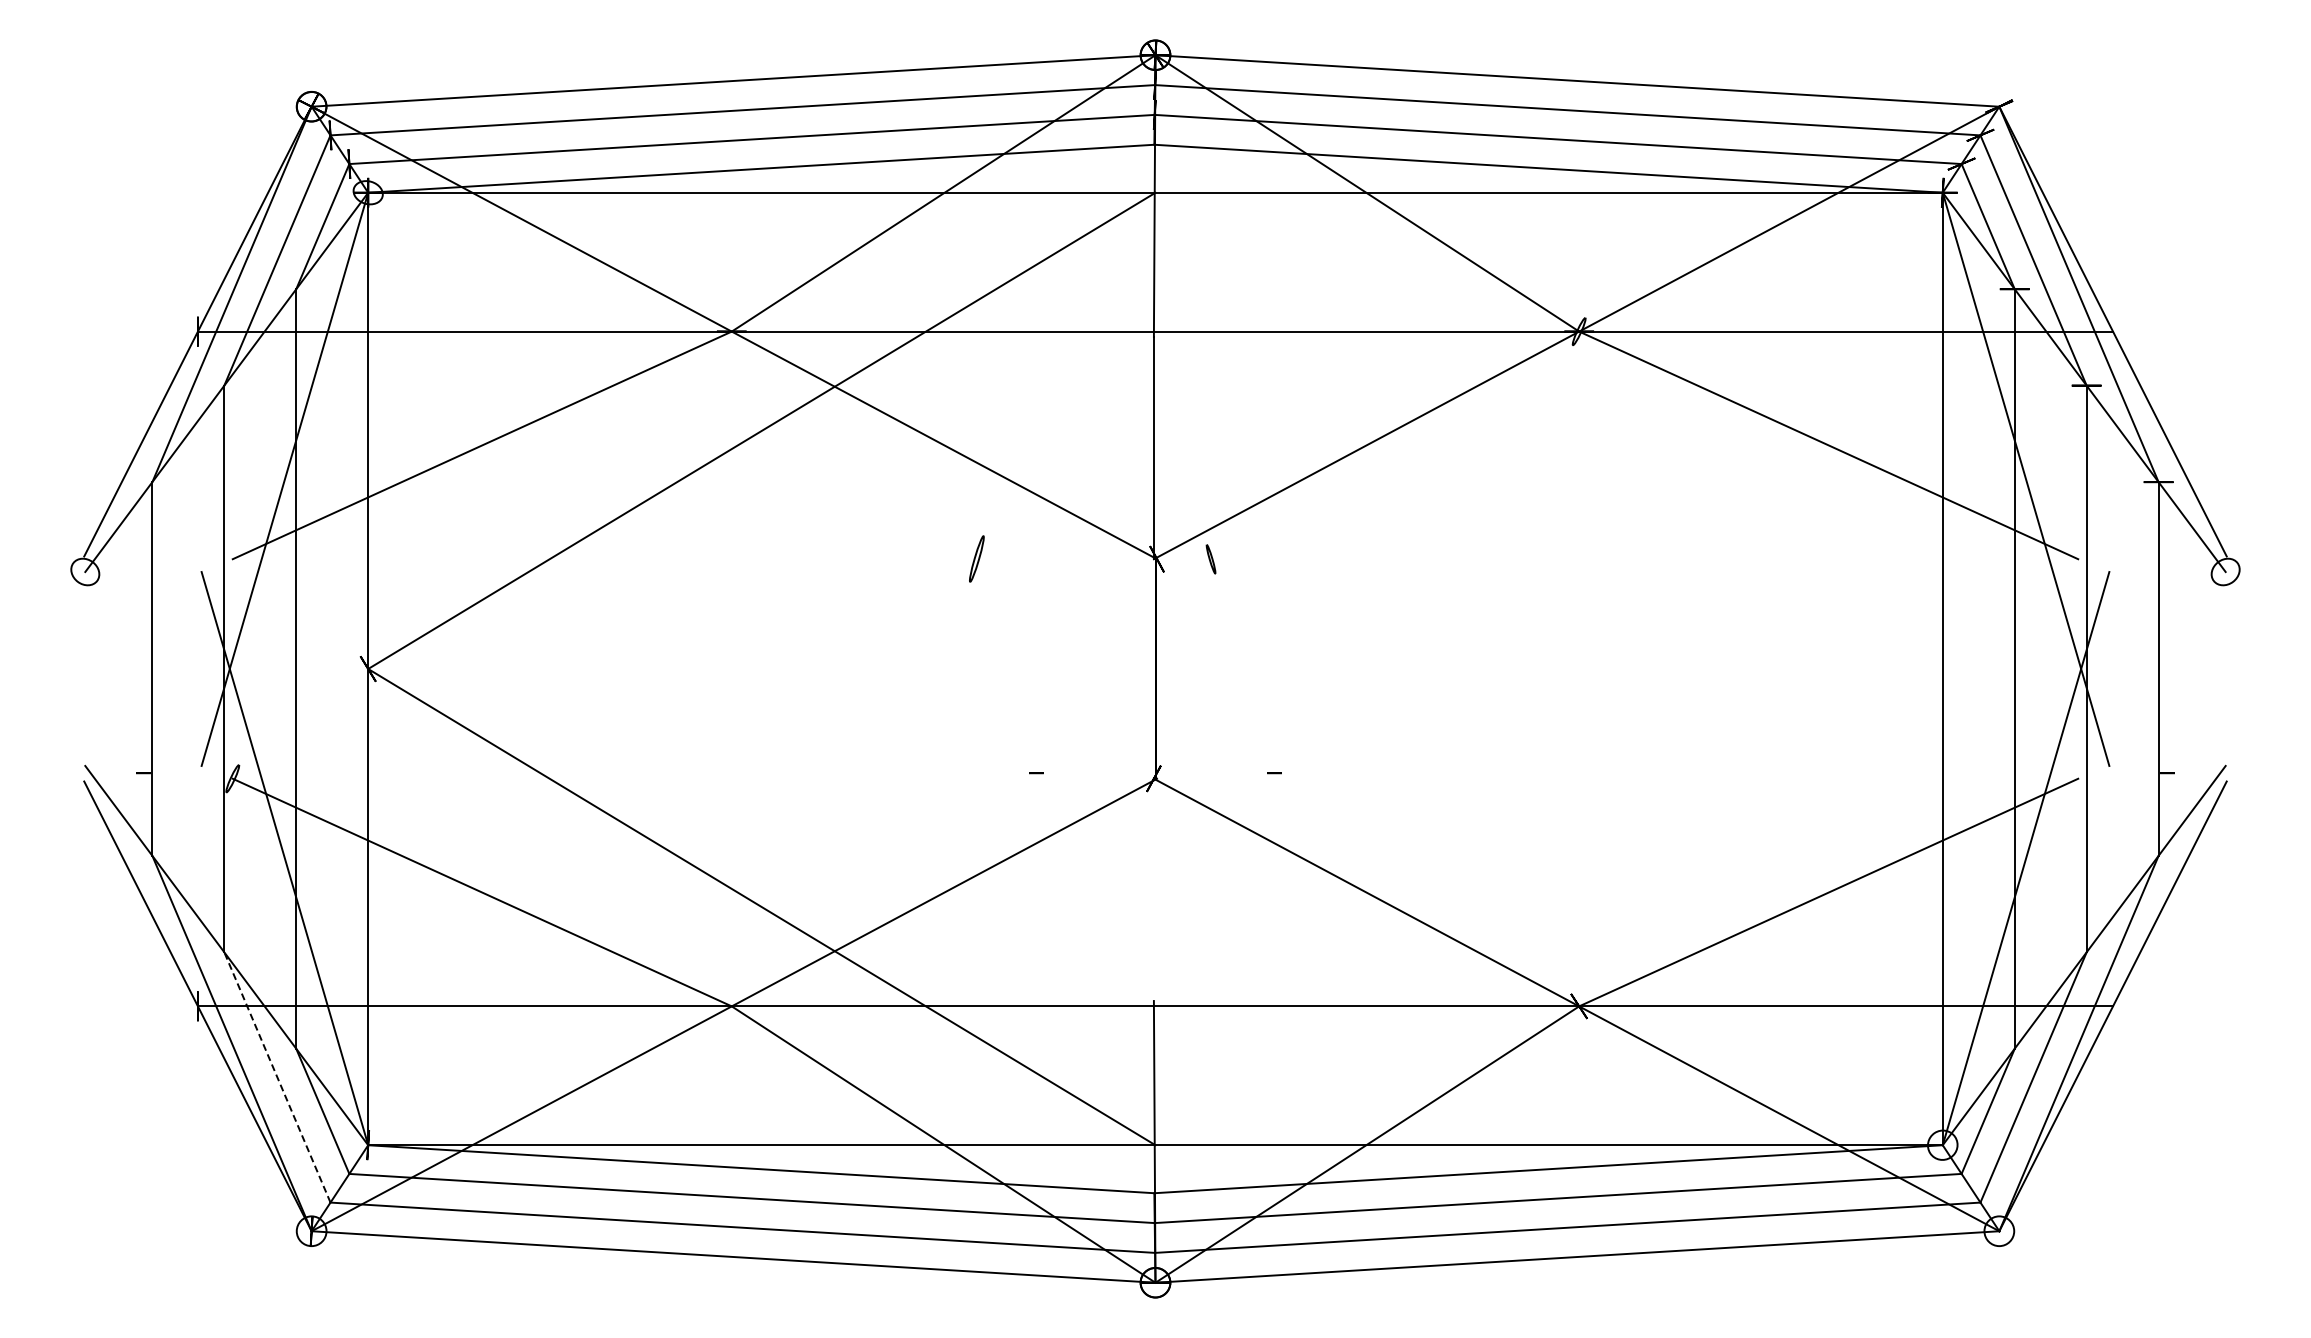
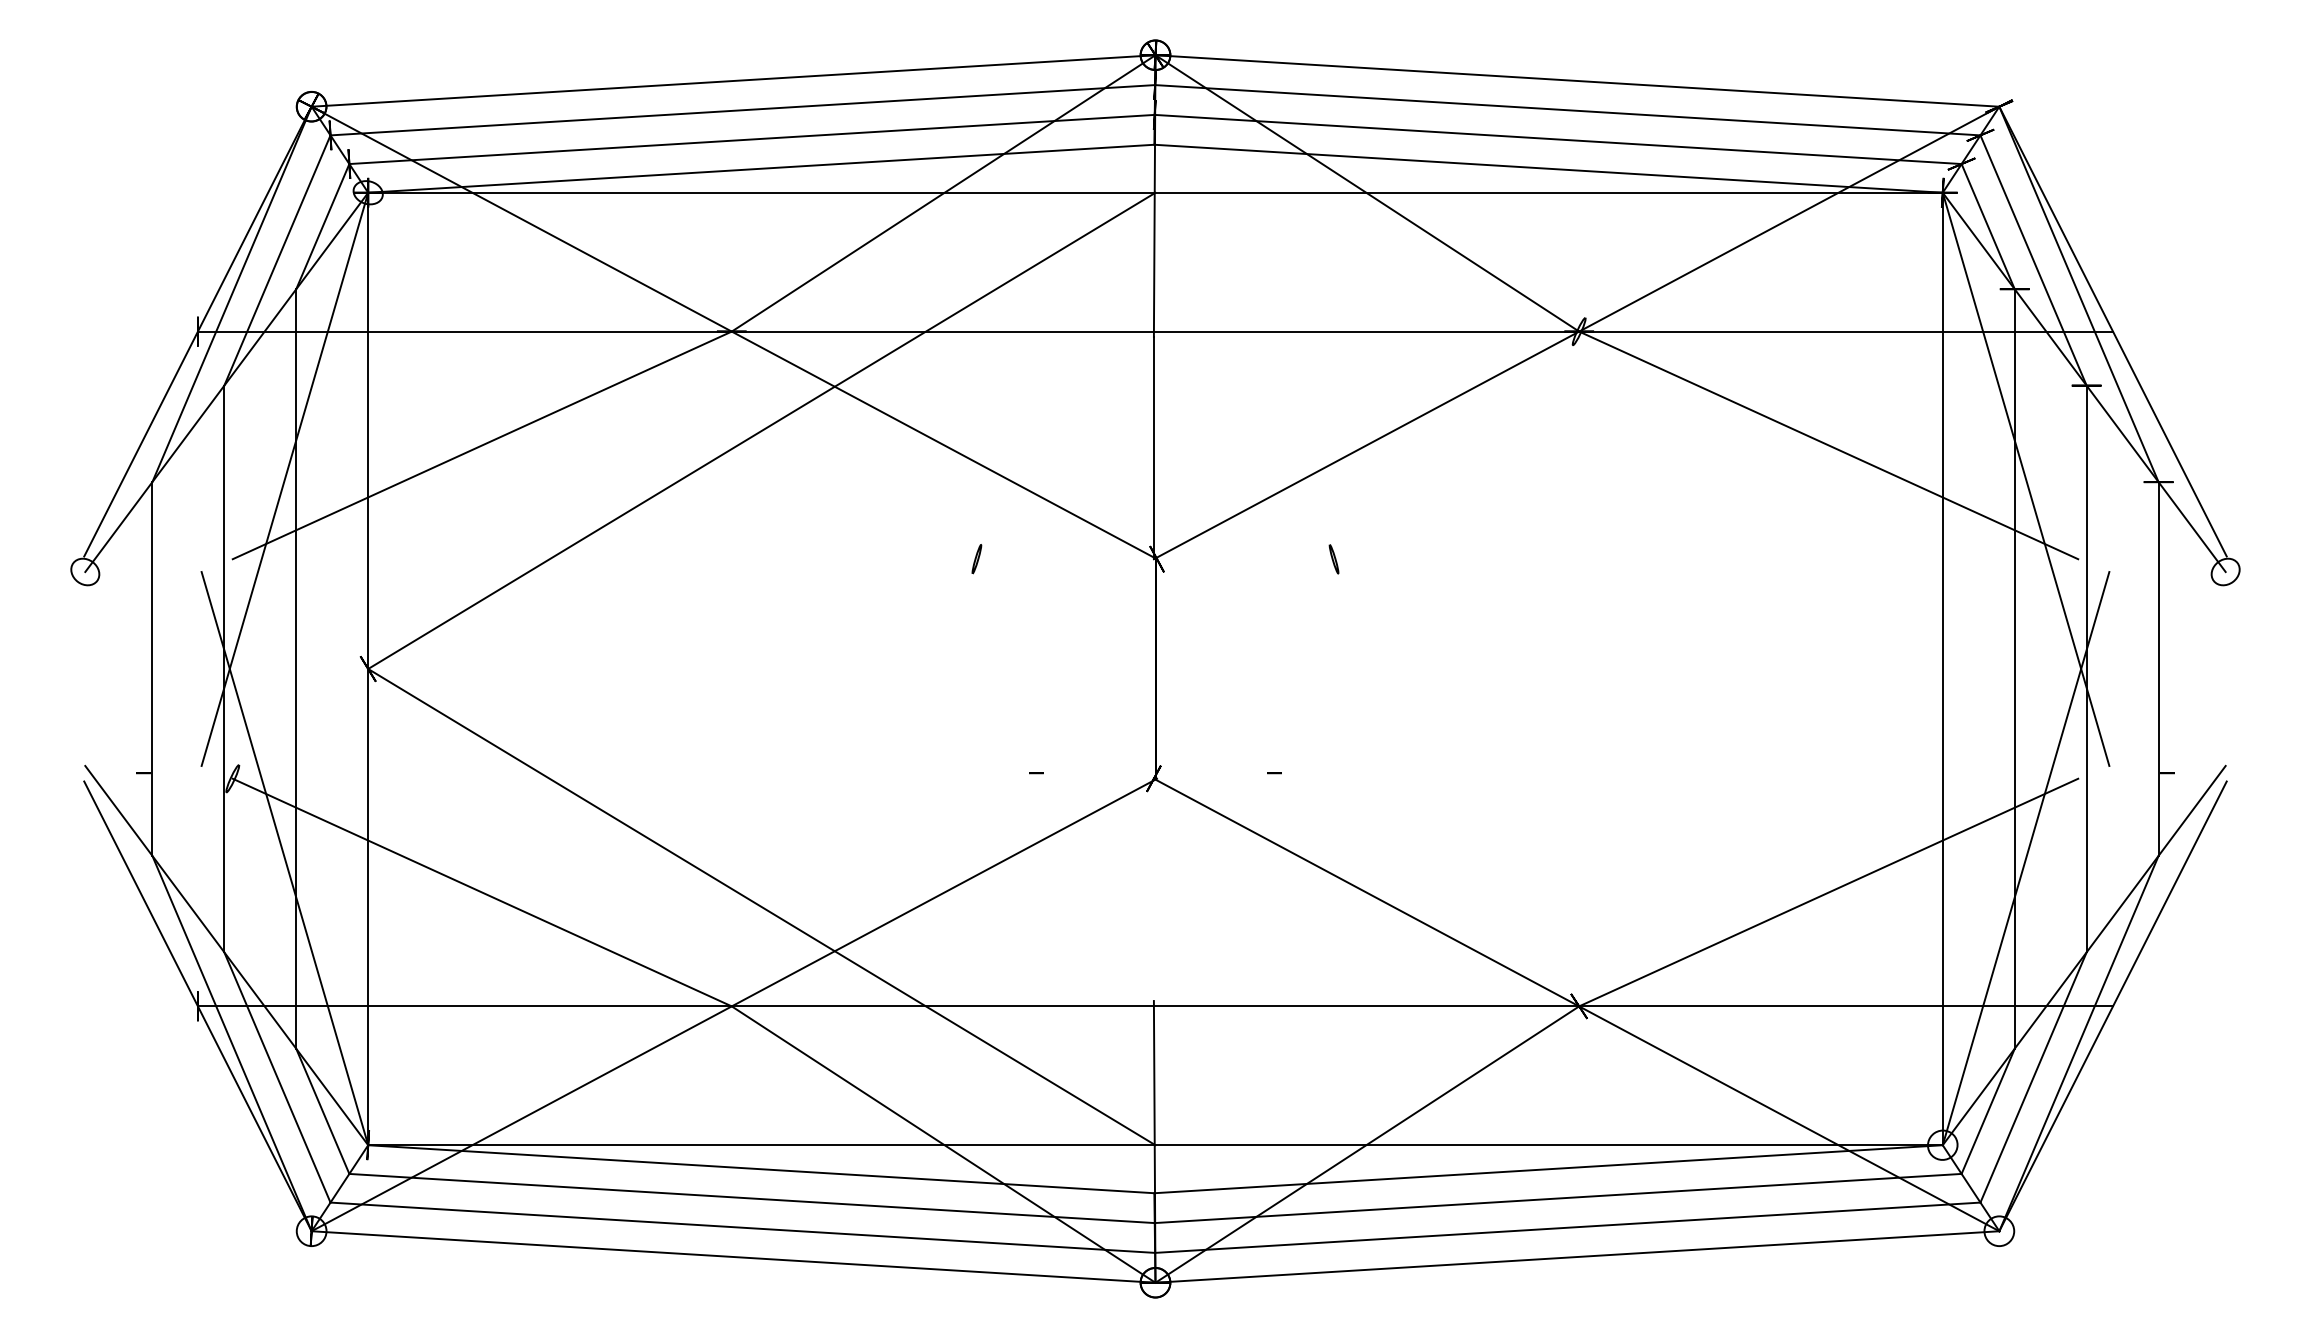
circle size: 16x48 px -> 12x31 px (976, 559)
circle position: (1210, 559) -> (1333, 559) (1333, 559)
line: dashed -> solid (277, 1077)
